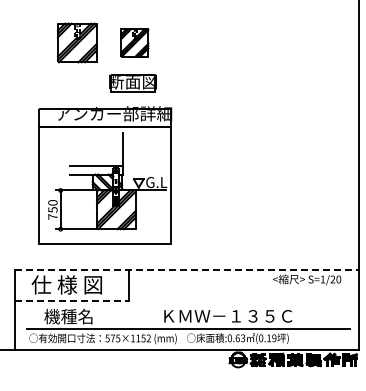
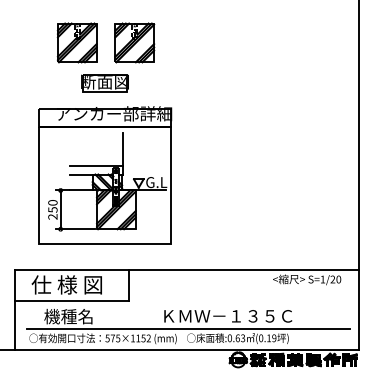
part size: 30x30 px -> 42x42 px (134, 42)
part position: (132, 83) -> (104, 83) (104, 83)
text: 750 -> 250 (52, 216)
line: dashed -> solid (187, 269)
line: dashed -> solid (72, 300)
